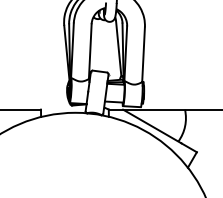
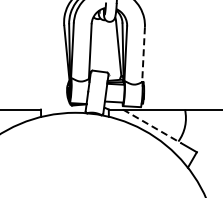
line: solid -> dashed (143, 55)
line: solid -> dashed (152, 126)
